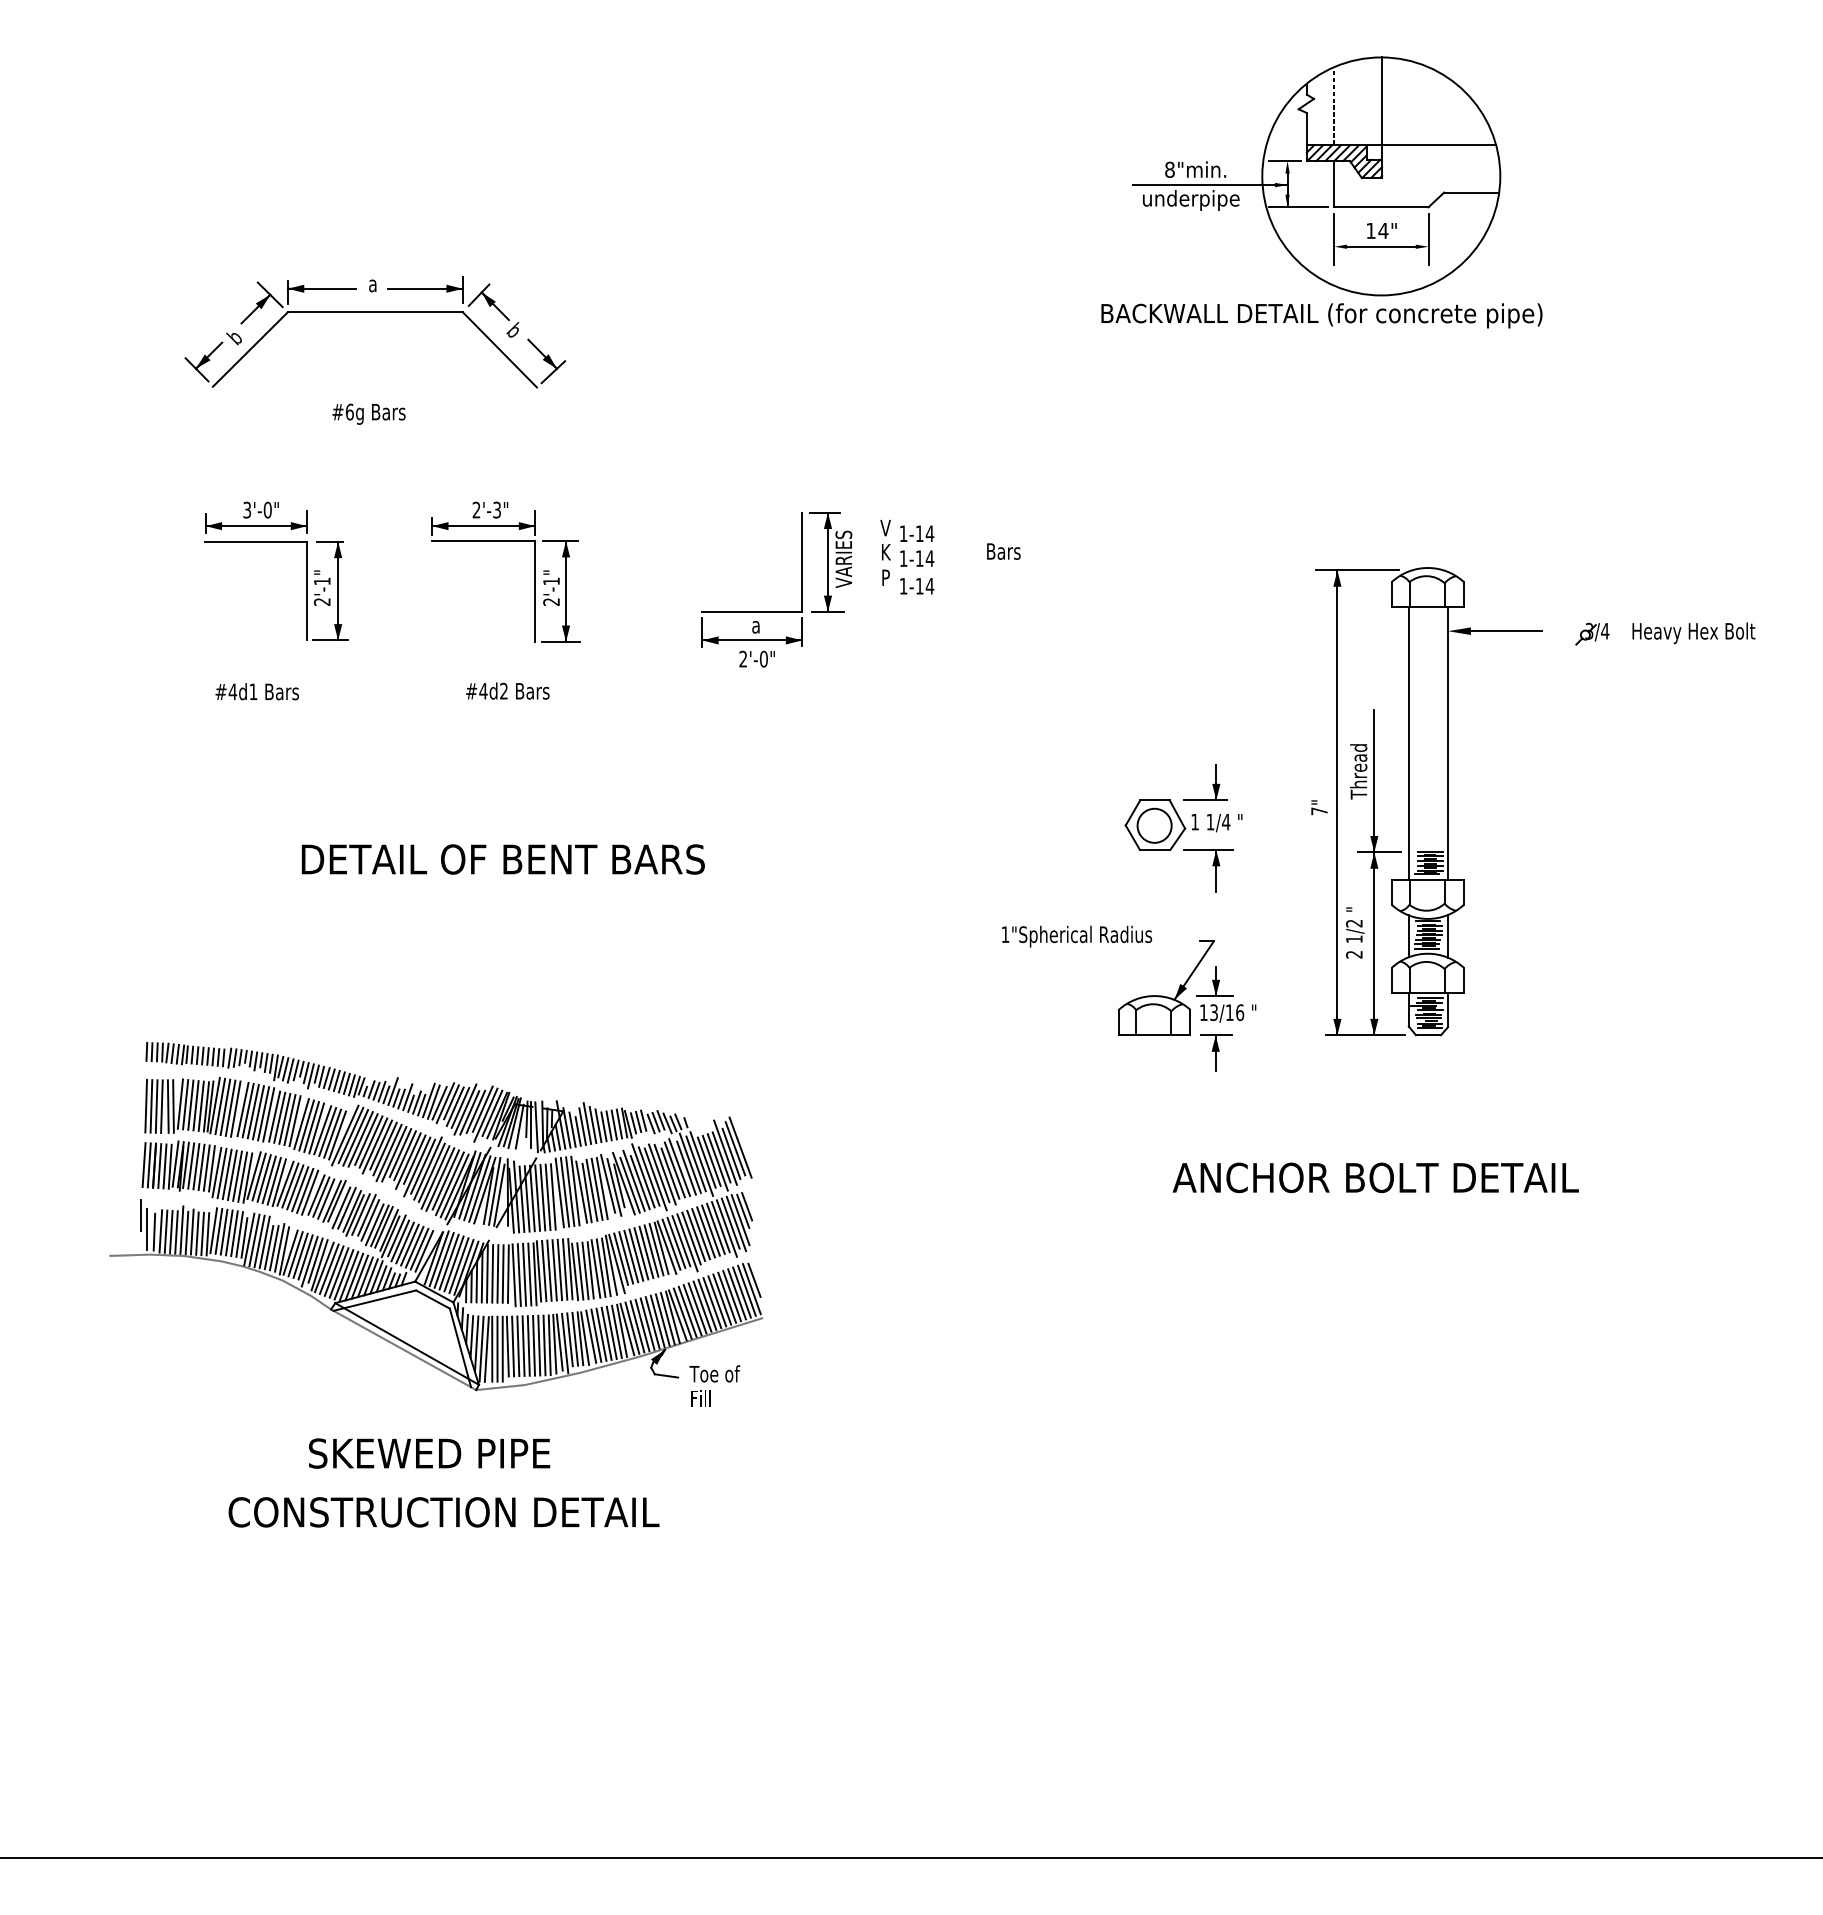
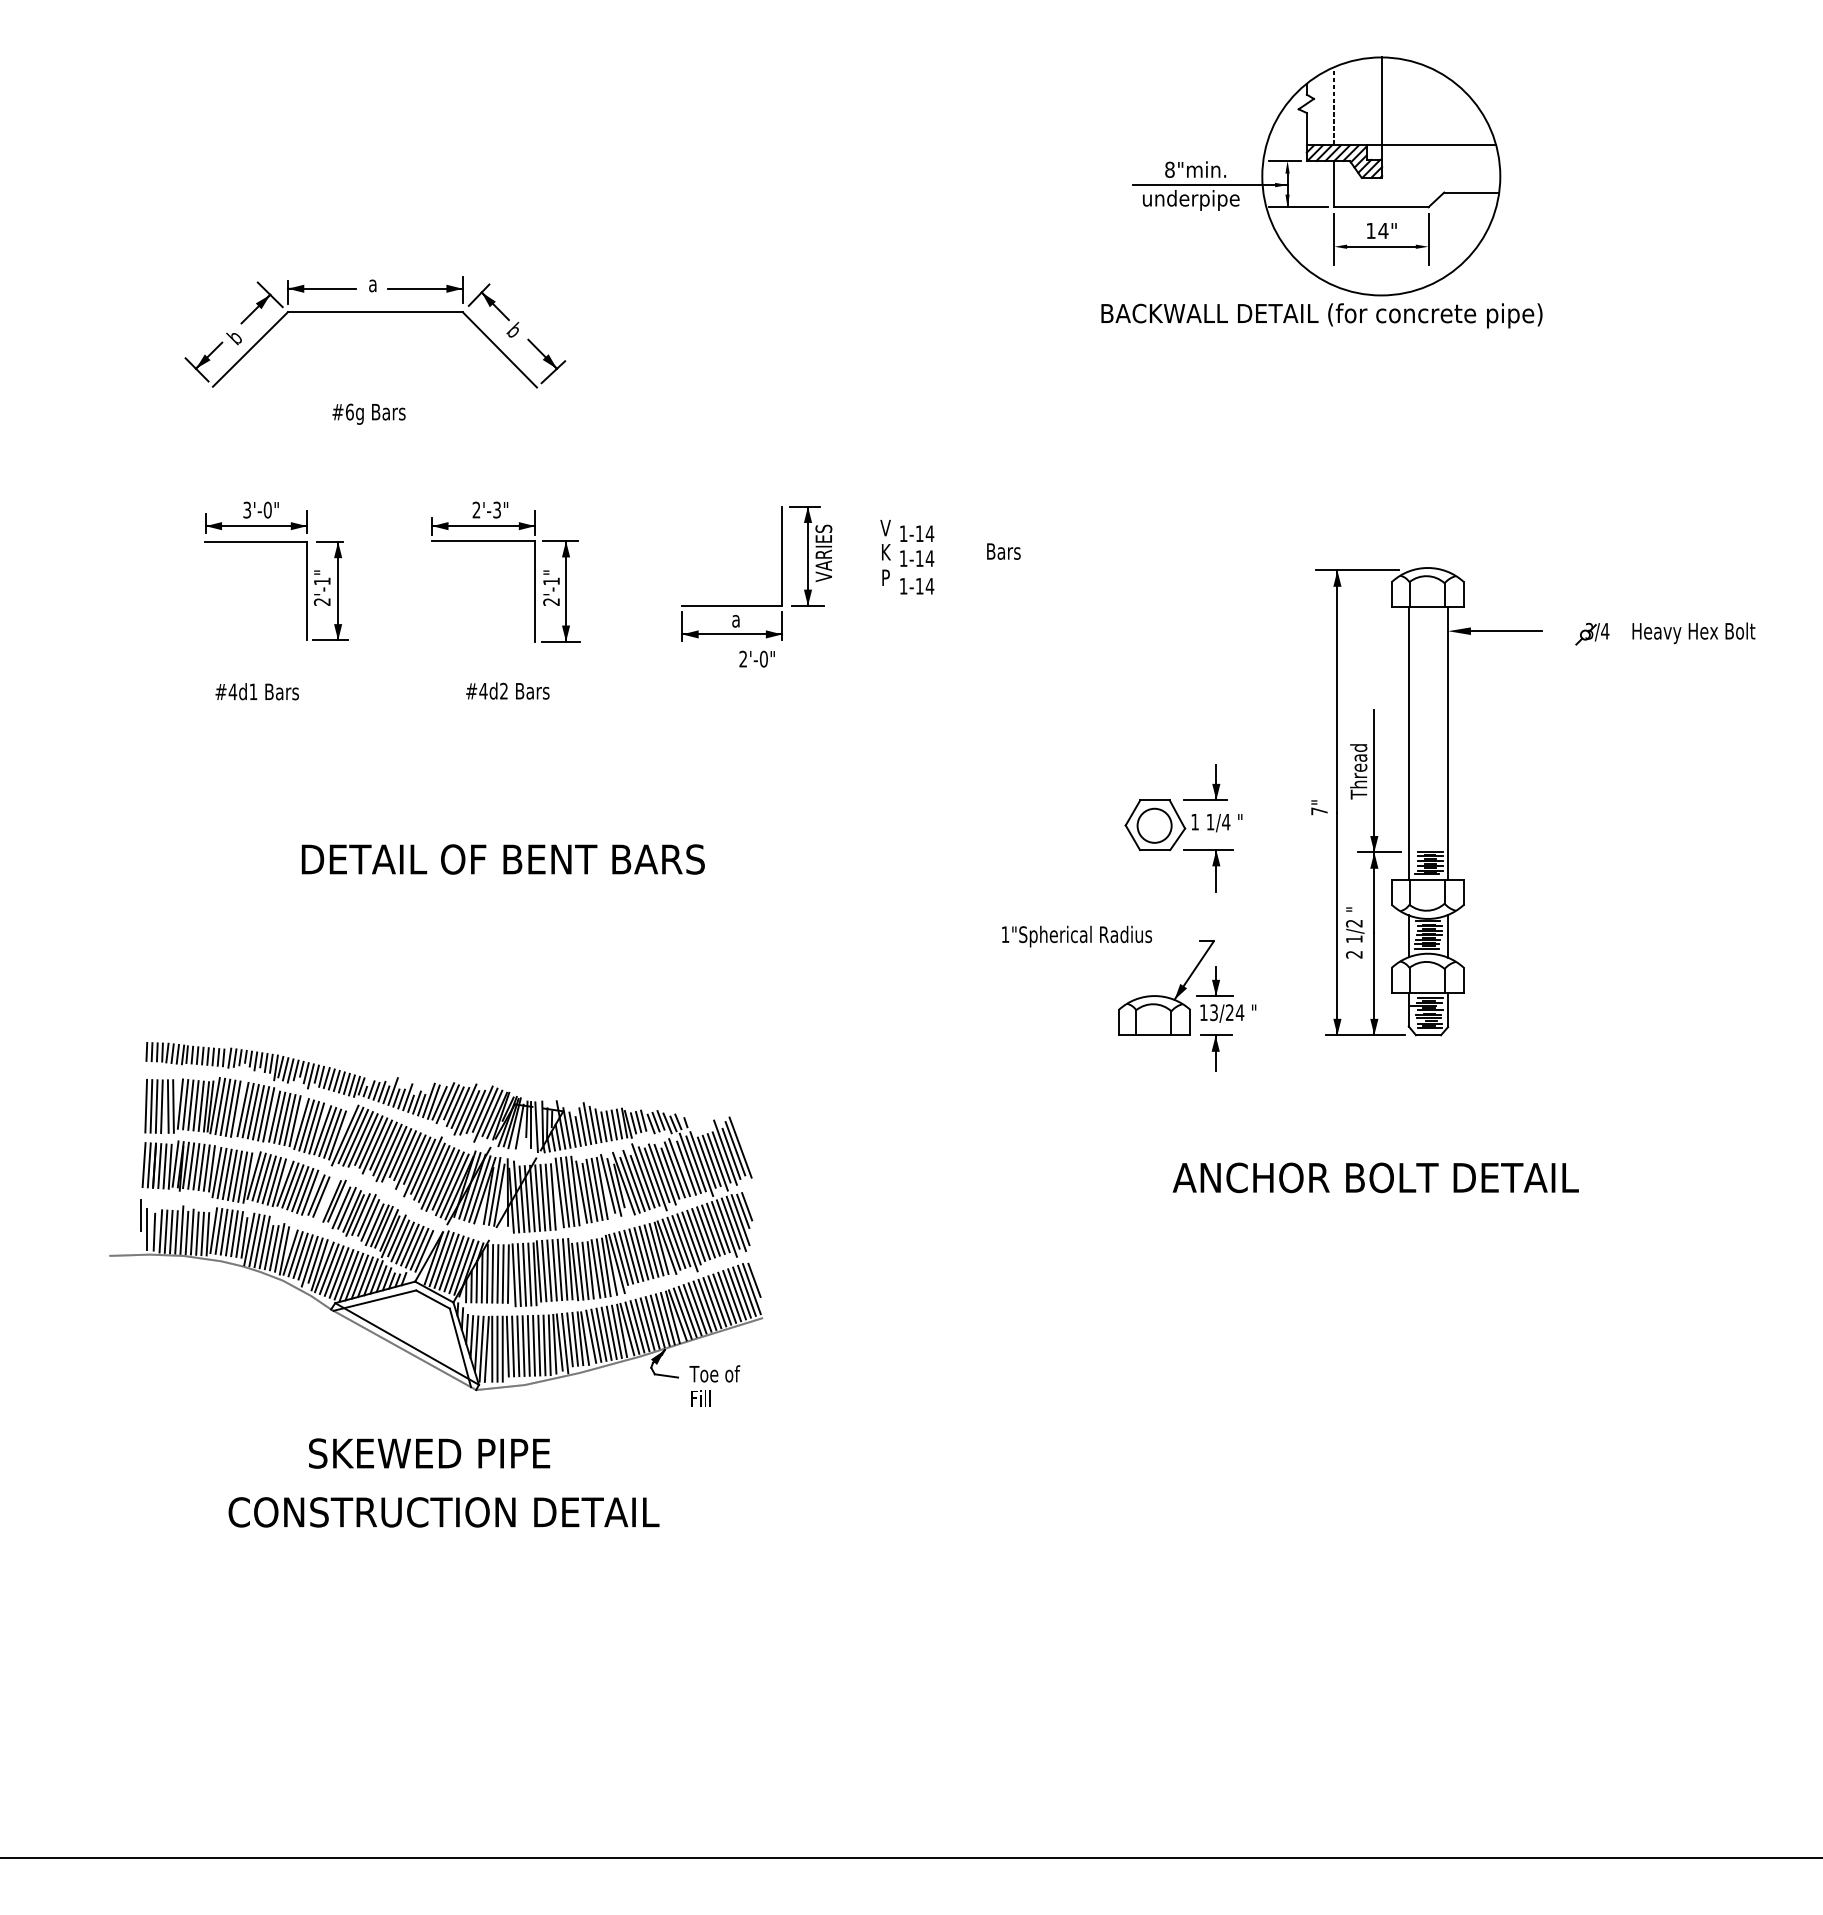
part position: (801, 579) -> (781, 573) (781, 573)
text: 13/16 -> 13/24 (1235, 1012)
line: present -> none (326, 1198)
